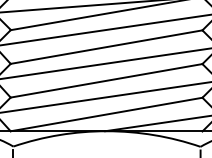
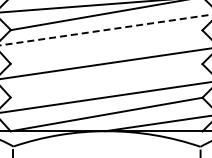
line: solid -> dashed (105, 30)
line: present -> none (106, 46)
line: present -> none (106, 80)
